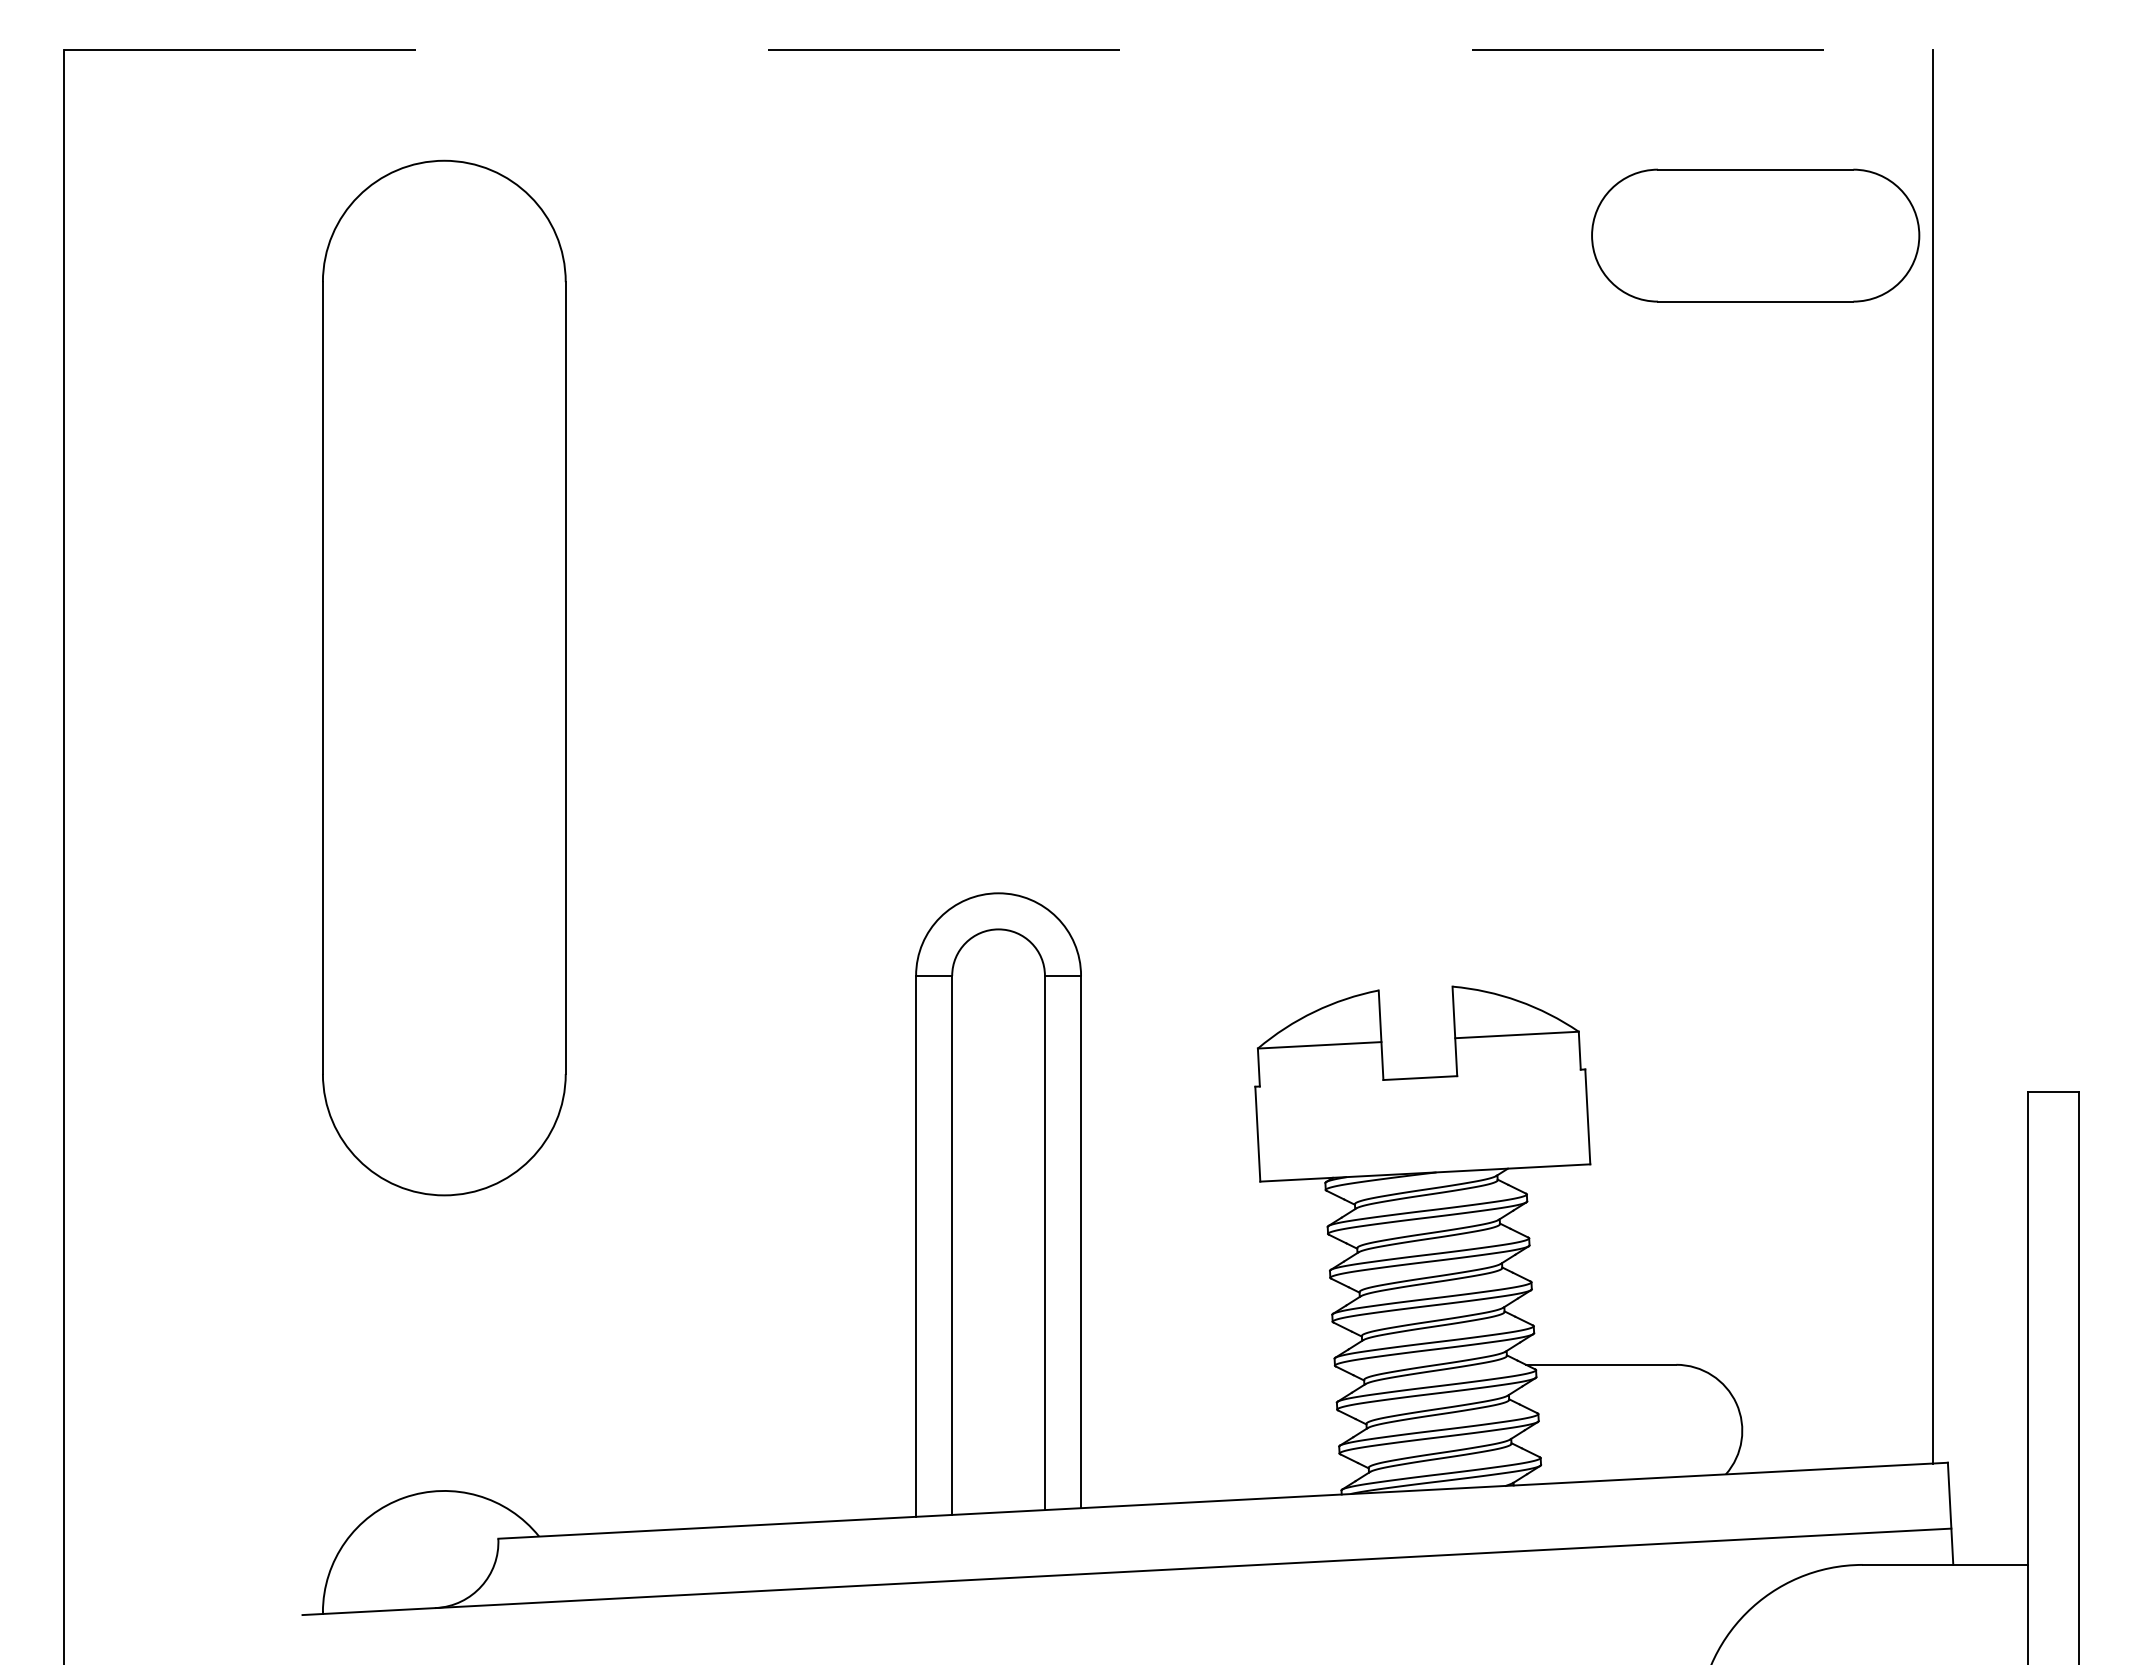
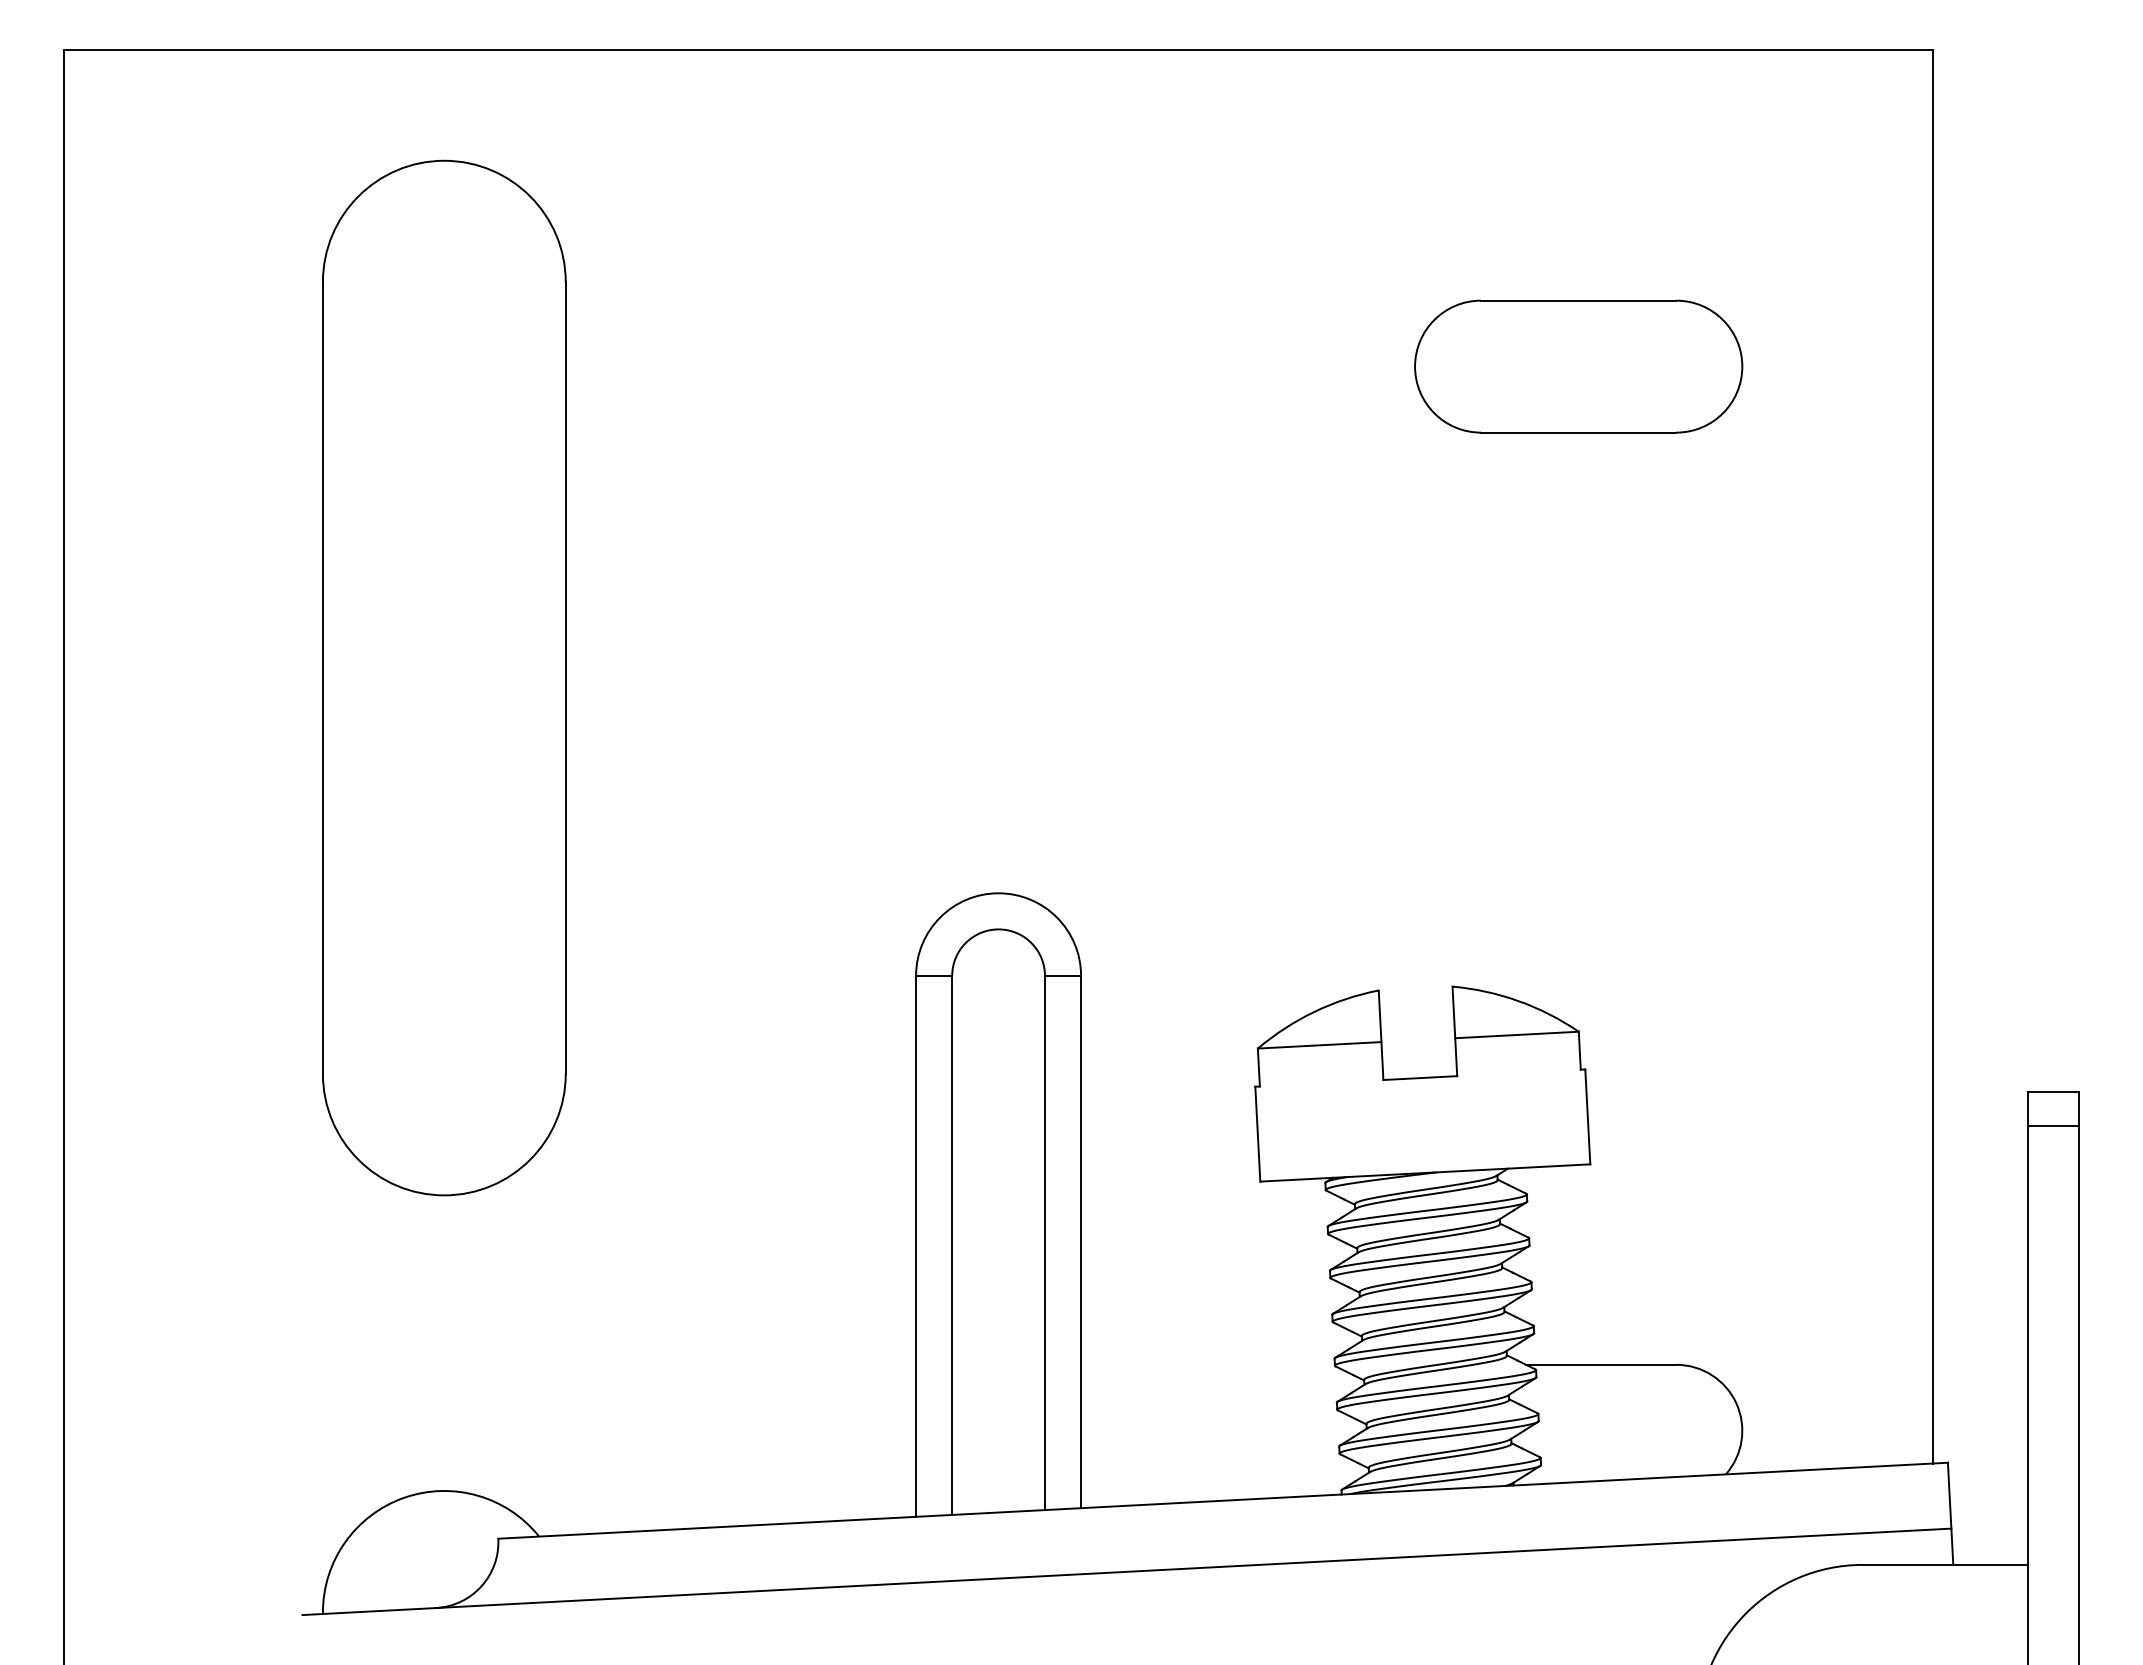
line: dashed -> solid (999, 49)
part position: (1755, 235) -> (1578, 366) (1578, 366)
line: none -> present (2053, 1126)
